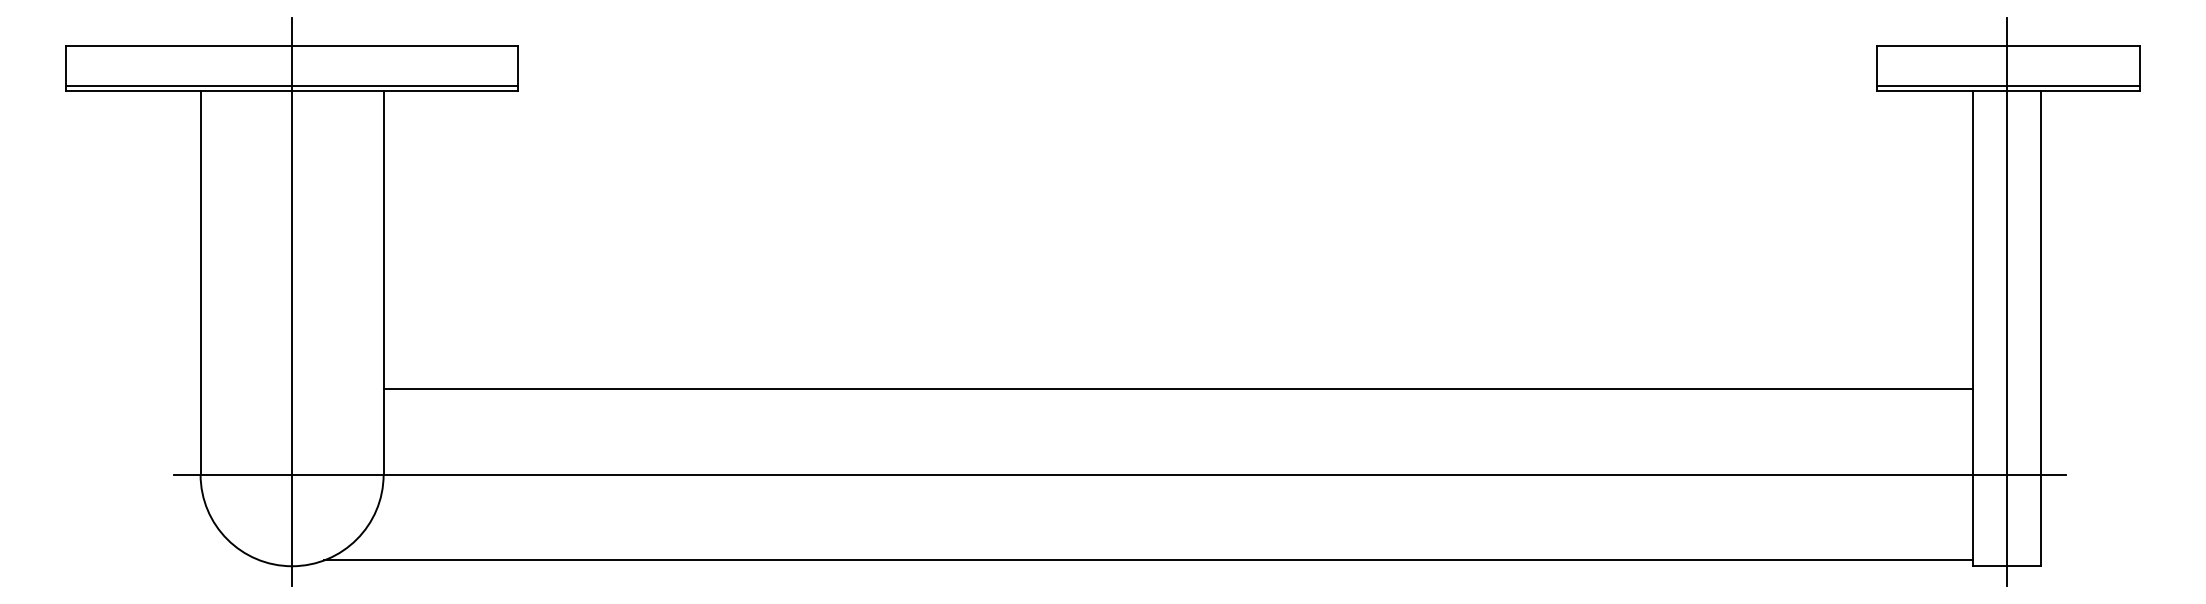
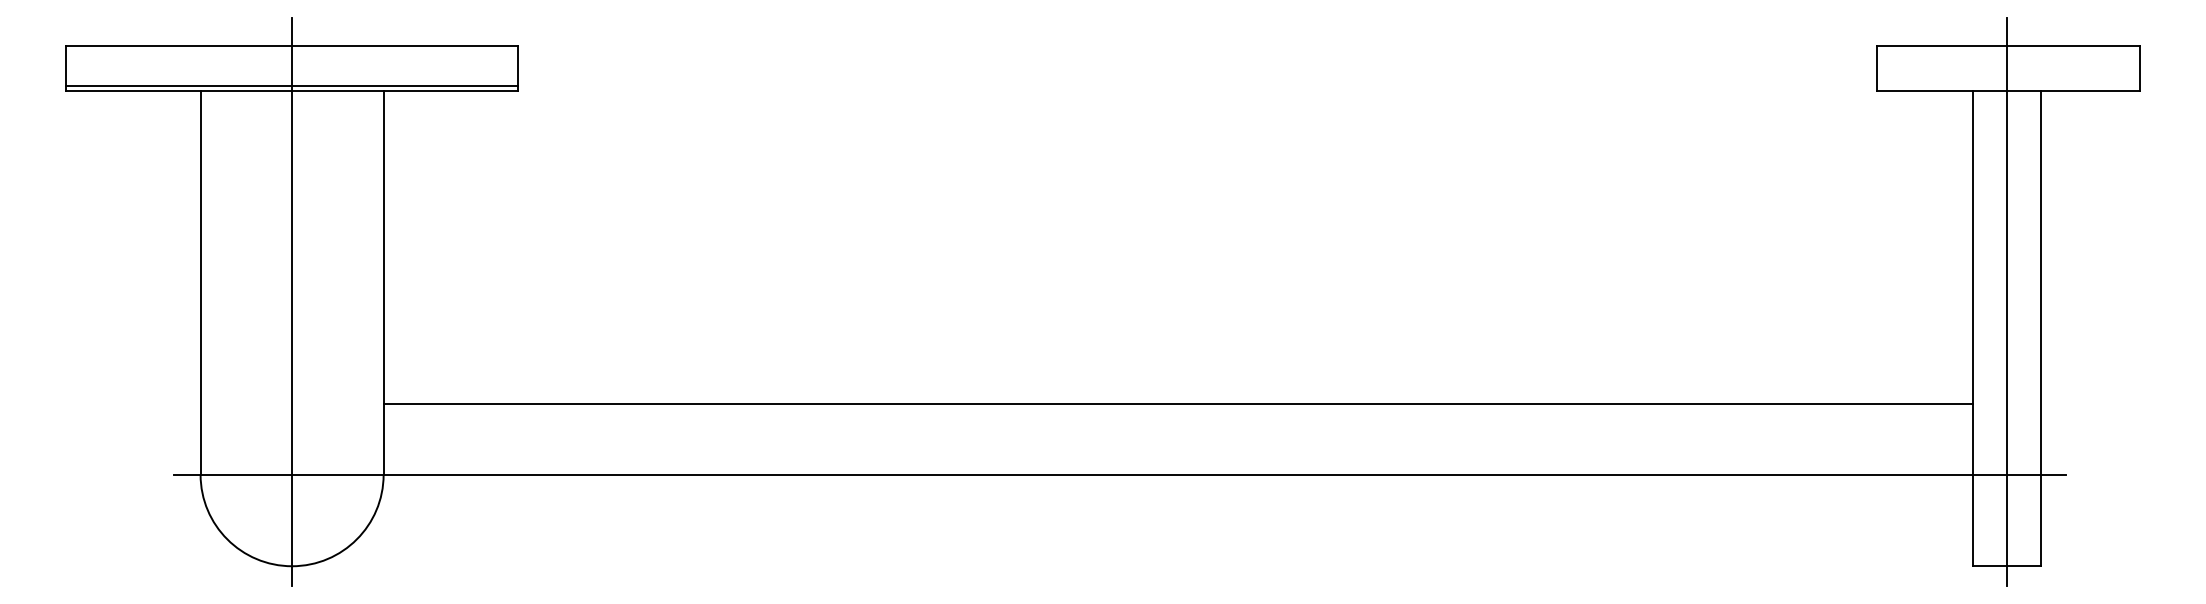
line: present -> none (2007, 85)
line position: (1177, 388) -> (1177, 403) (1177, 403)
line: present -> none (1147, 560)
